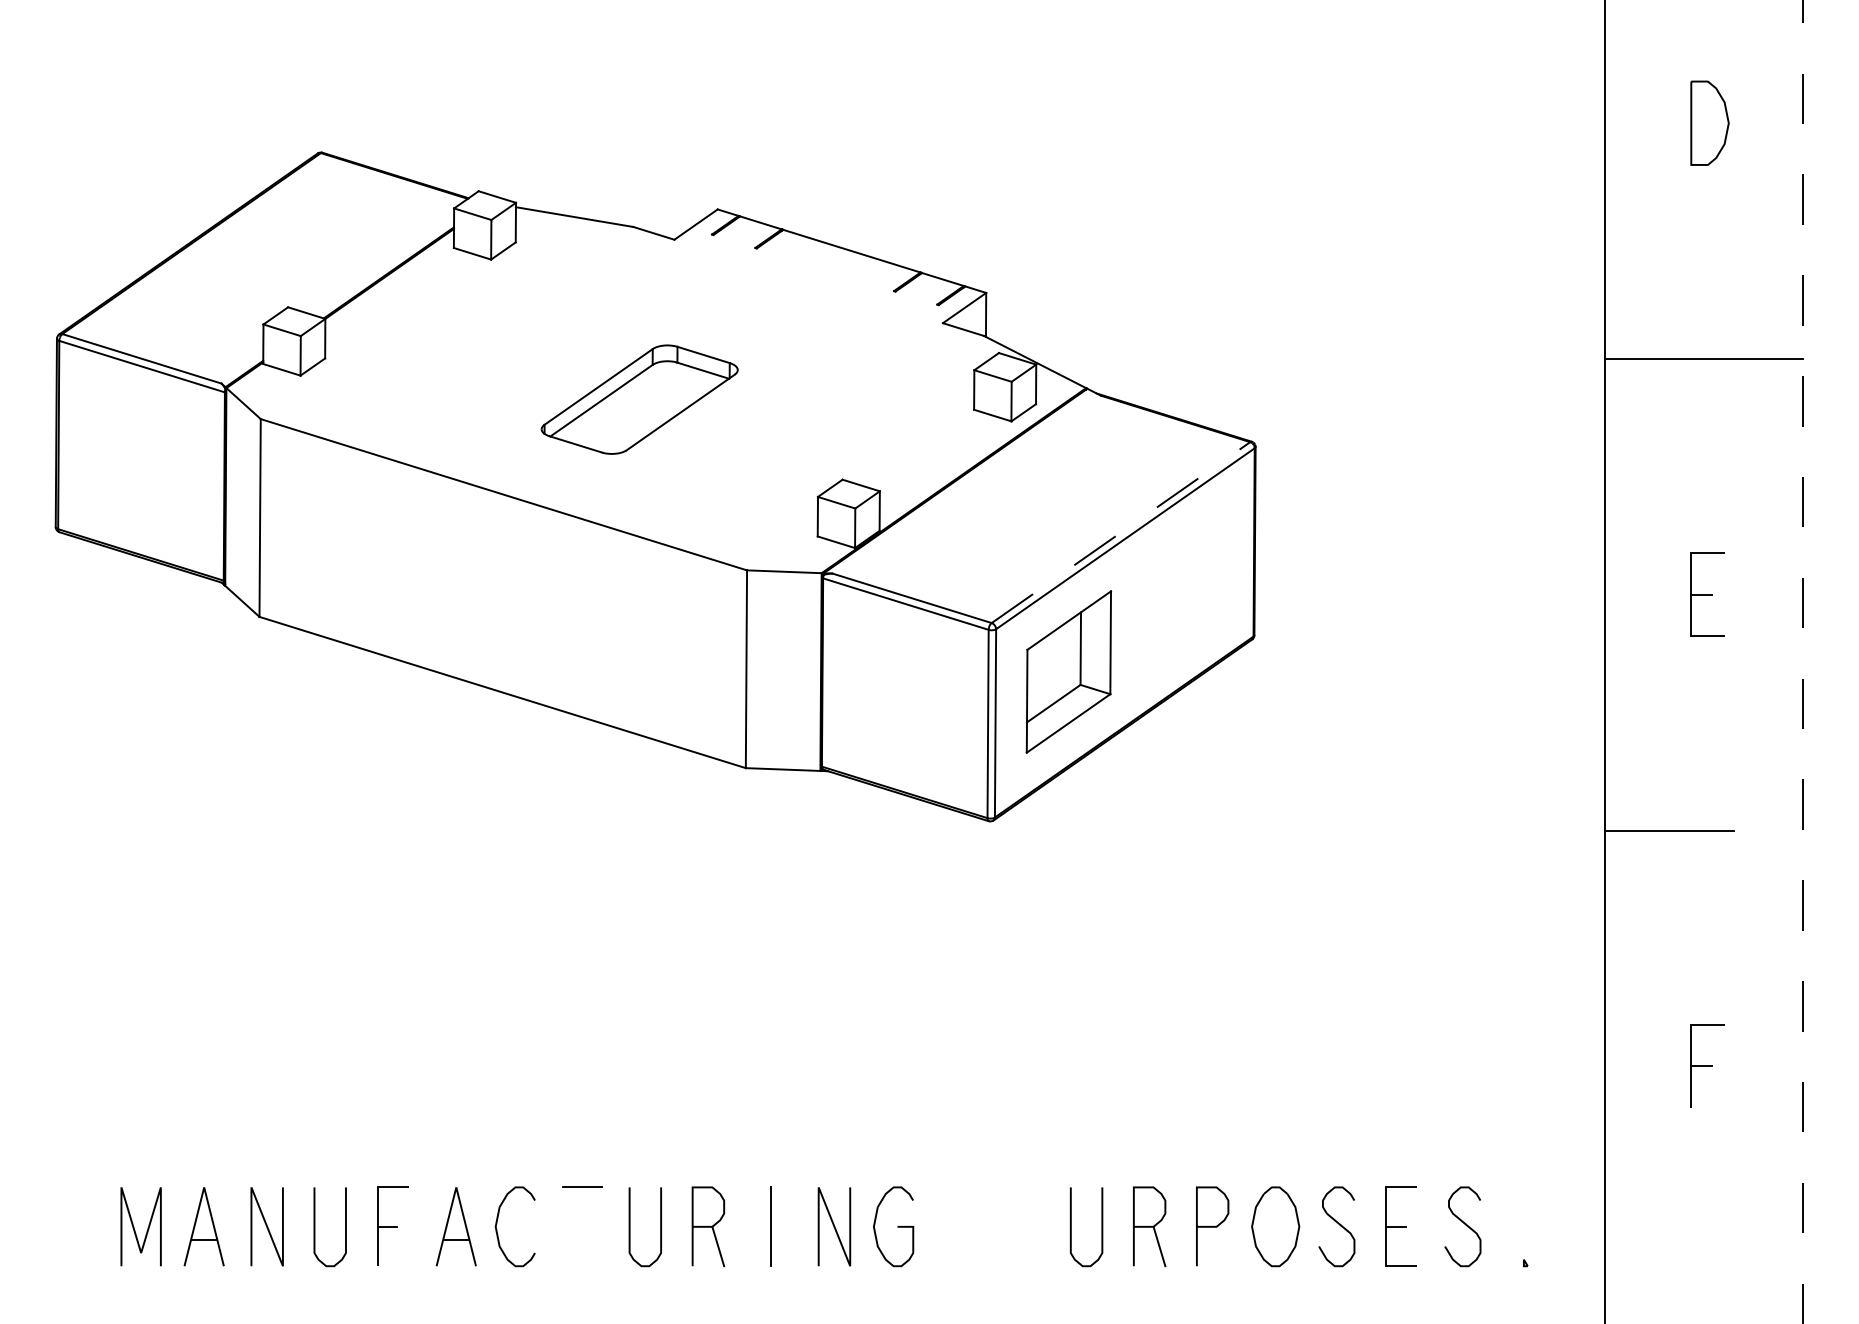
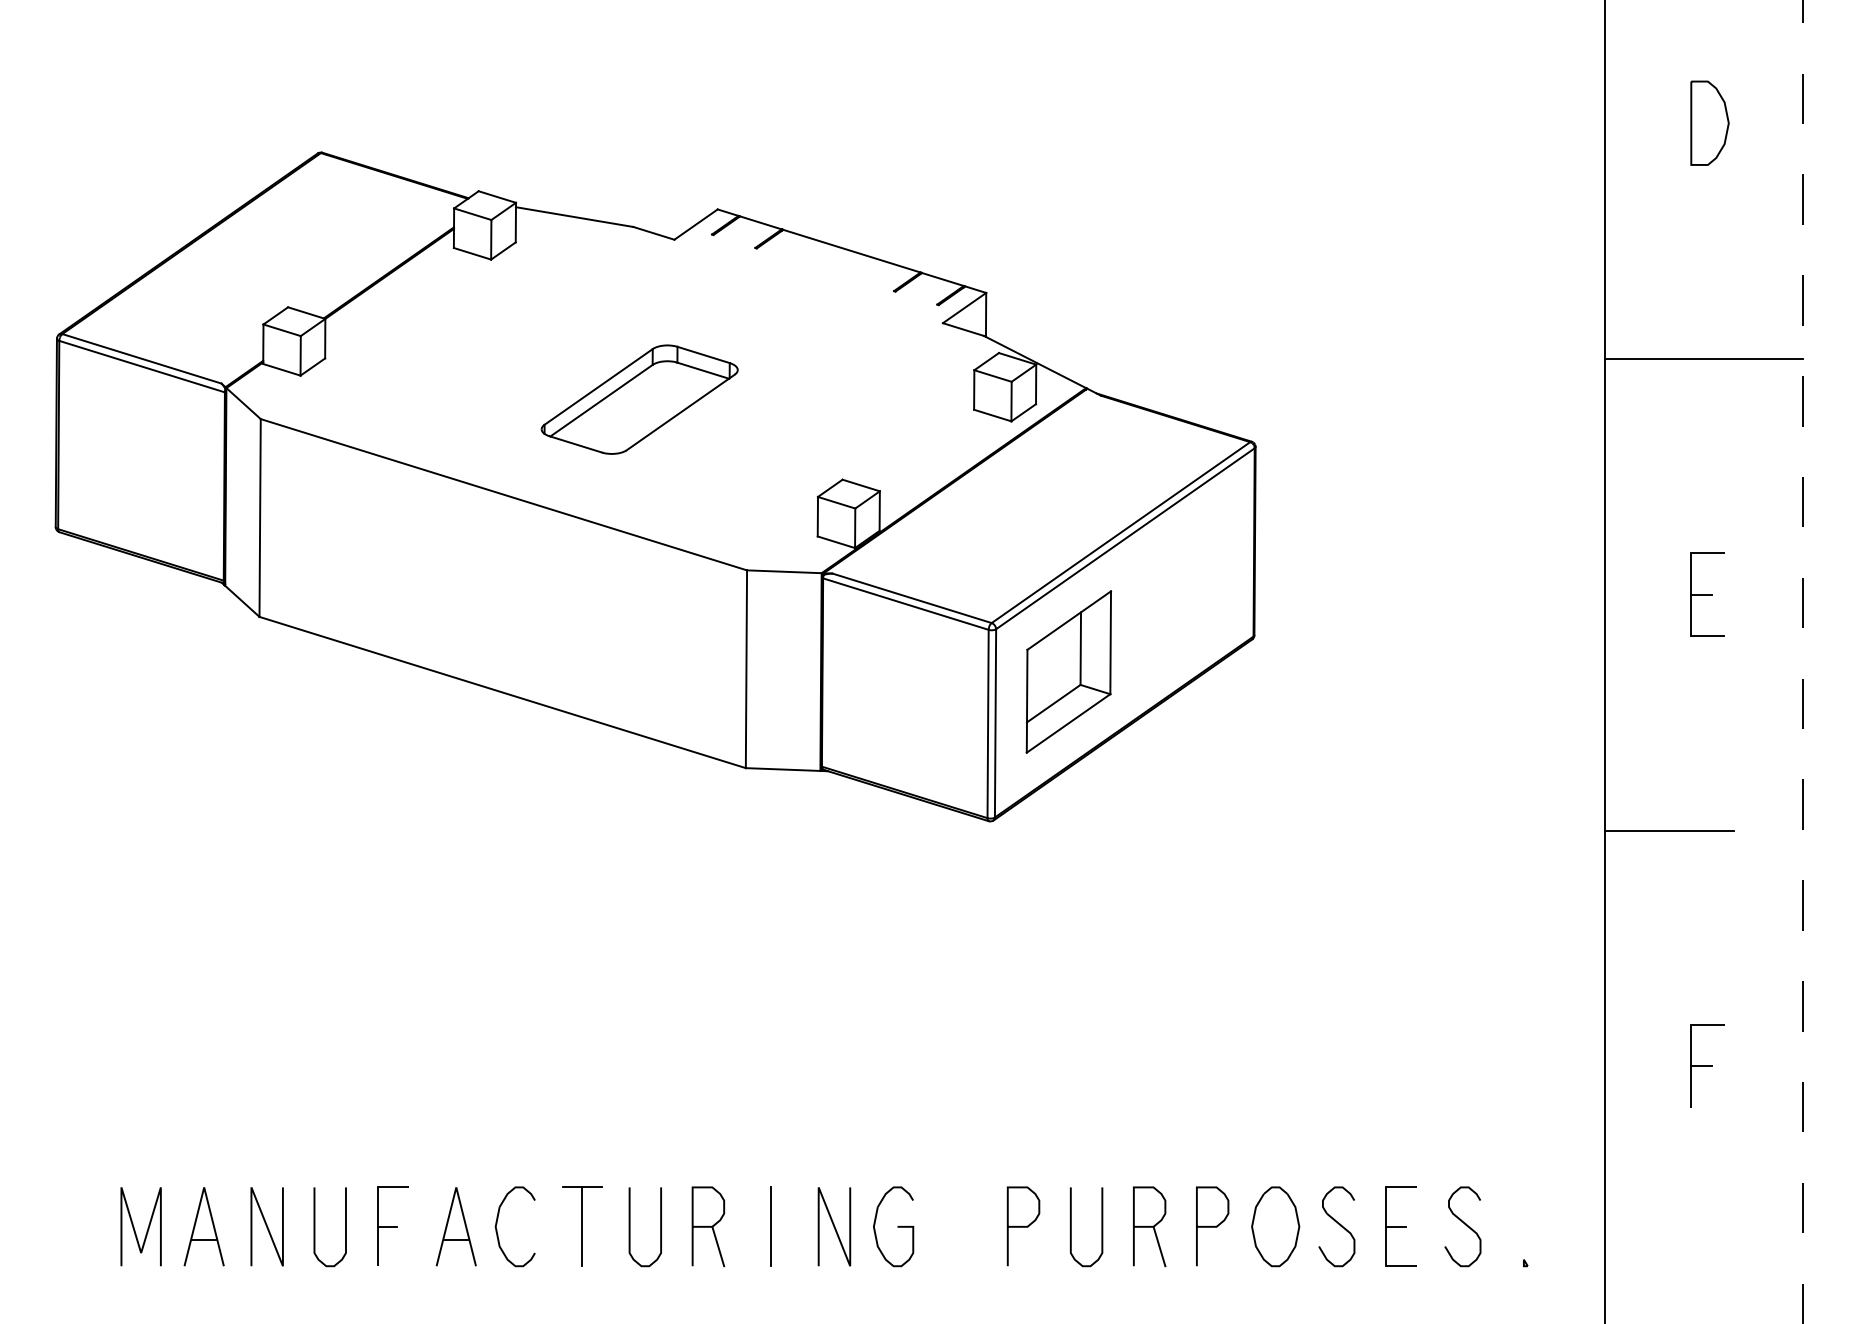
line: dashed -> solid (1120, 532)
line: none -> present (582, 1226)
curve: none -> present (1023, 1226)
